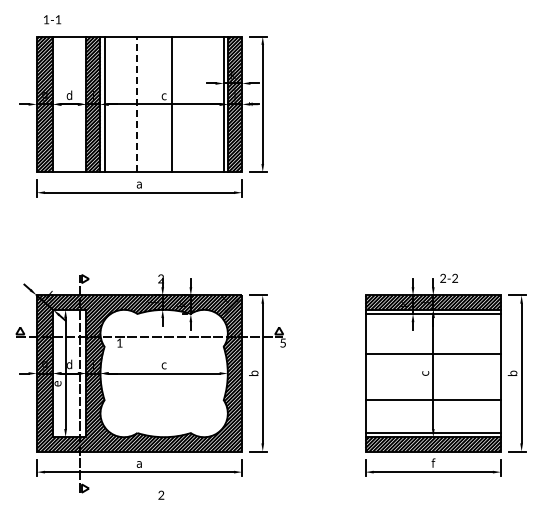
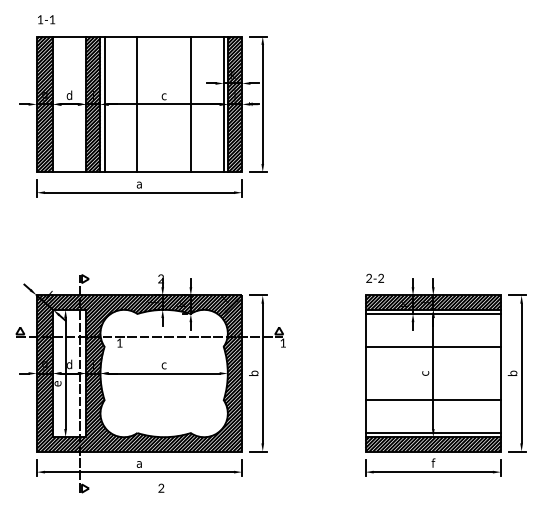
text position: (52, 19) -> (46, 19) (46, 19)
line: dashed -> solid (137, 104)
line position: (171, 104) -> (190, 104) (190, 104)
text position: (448, 277) -> (374, 277) (374, 277)
text: 5 -> 1 (282, 342)
line position: (433, 353) -> (433, 346) (433, 346)
text position: (161, 494) -> (161, 487) (161, 487)
